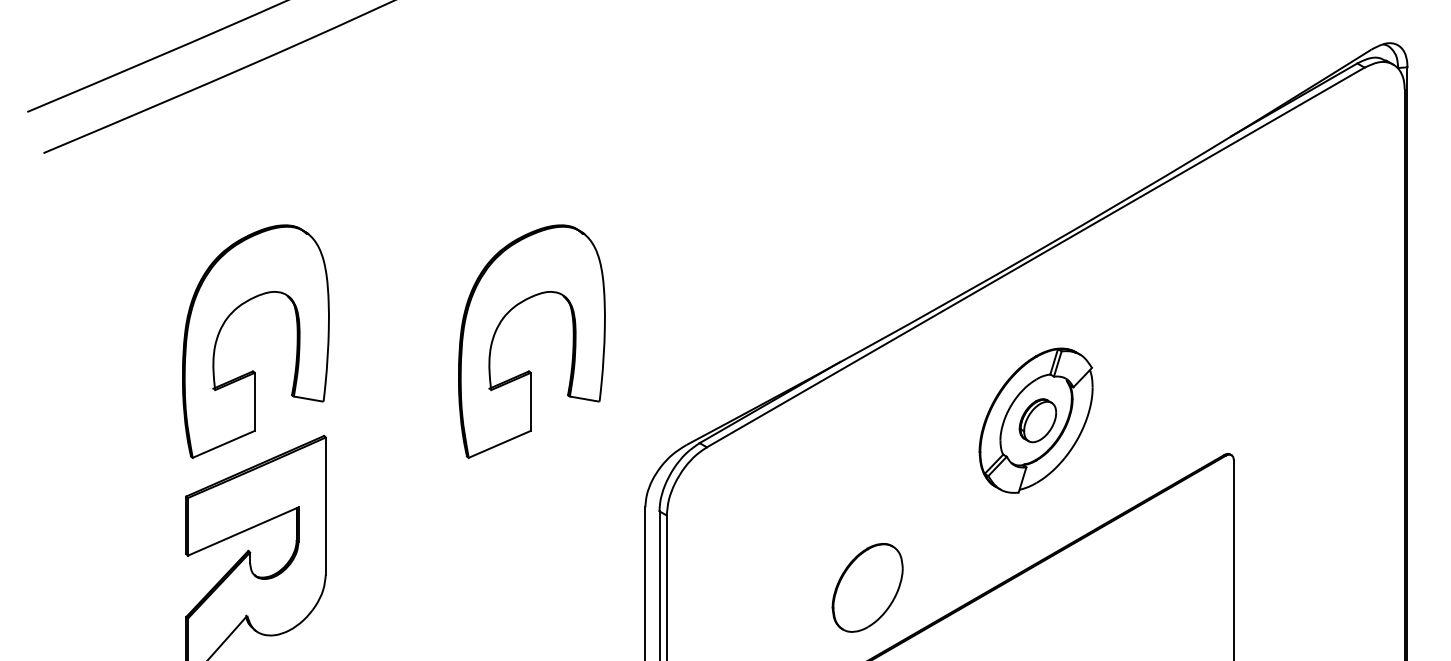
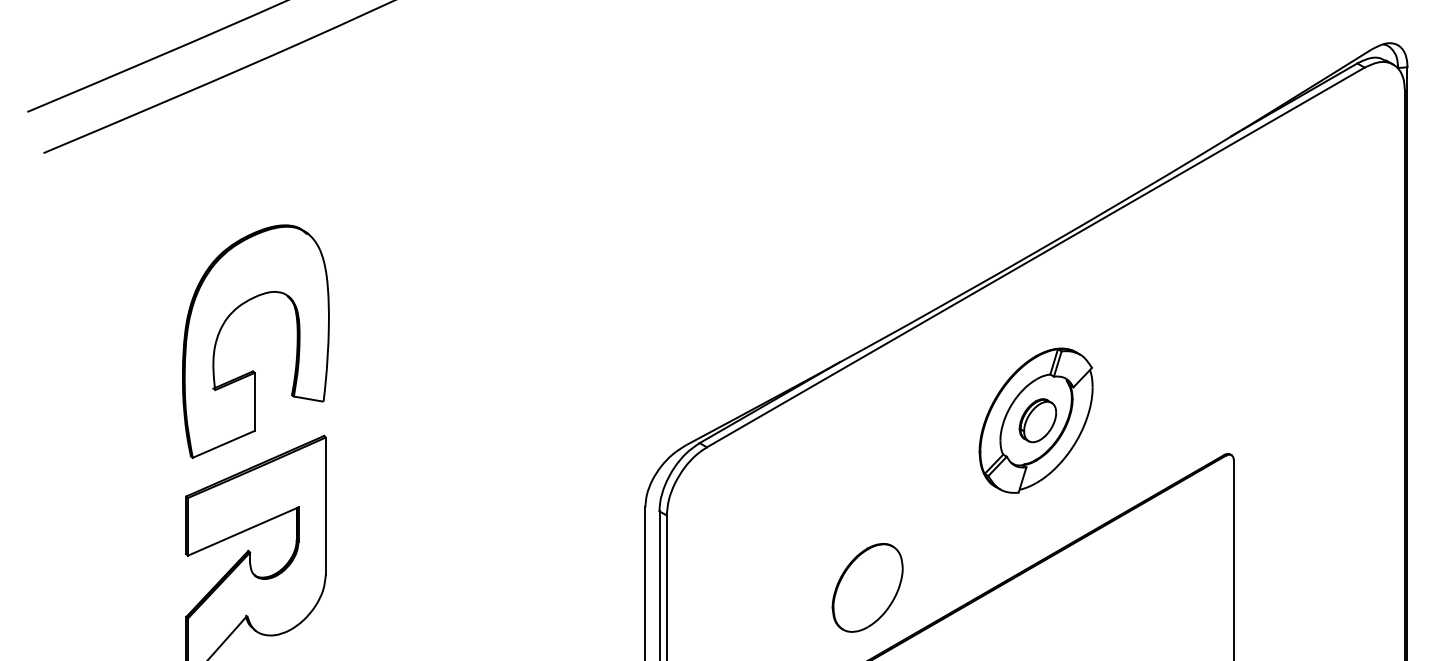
part: present -> none (529, 370)
